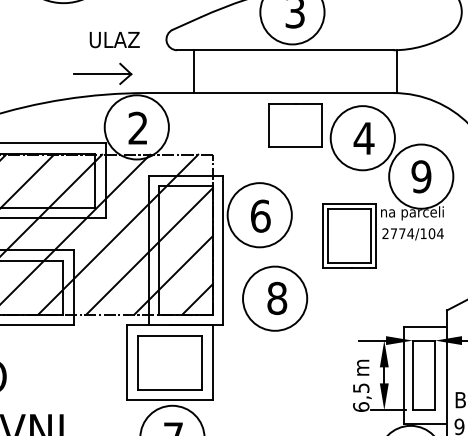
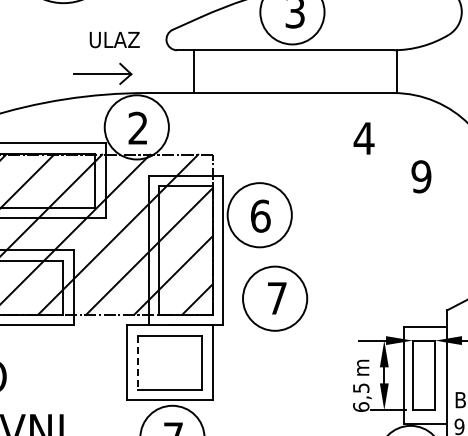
part: present -> none (361, 171)
text: 8 -> 7 (277, 298)
line: solid -> dashed (137, 362)
